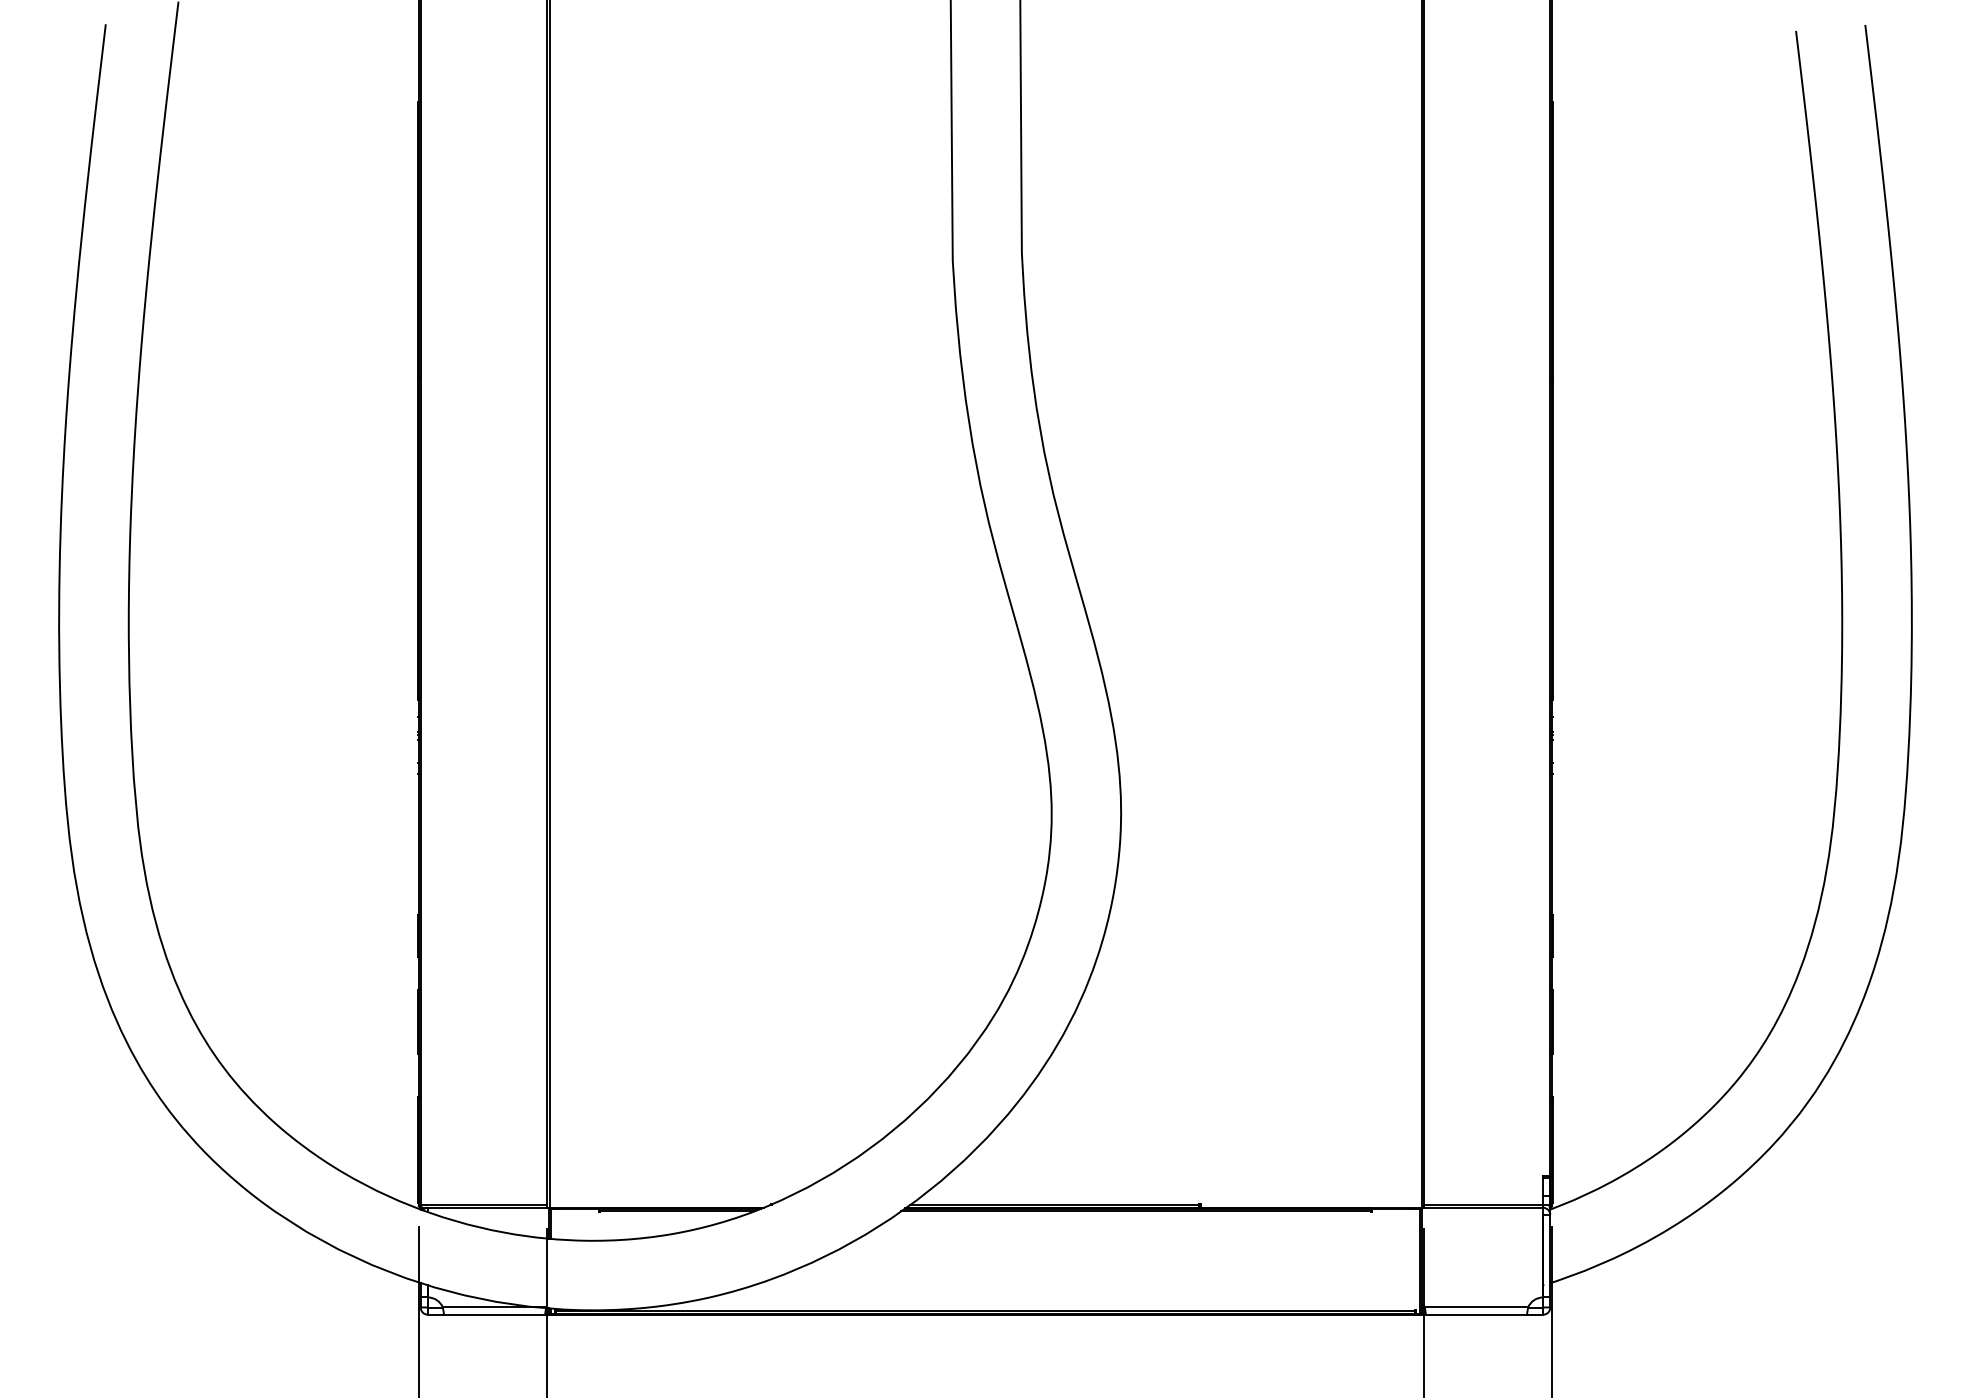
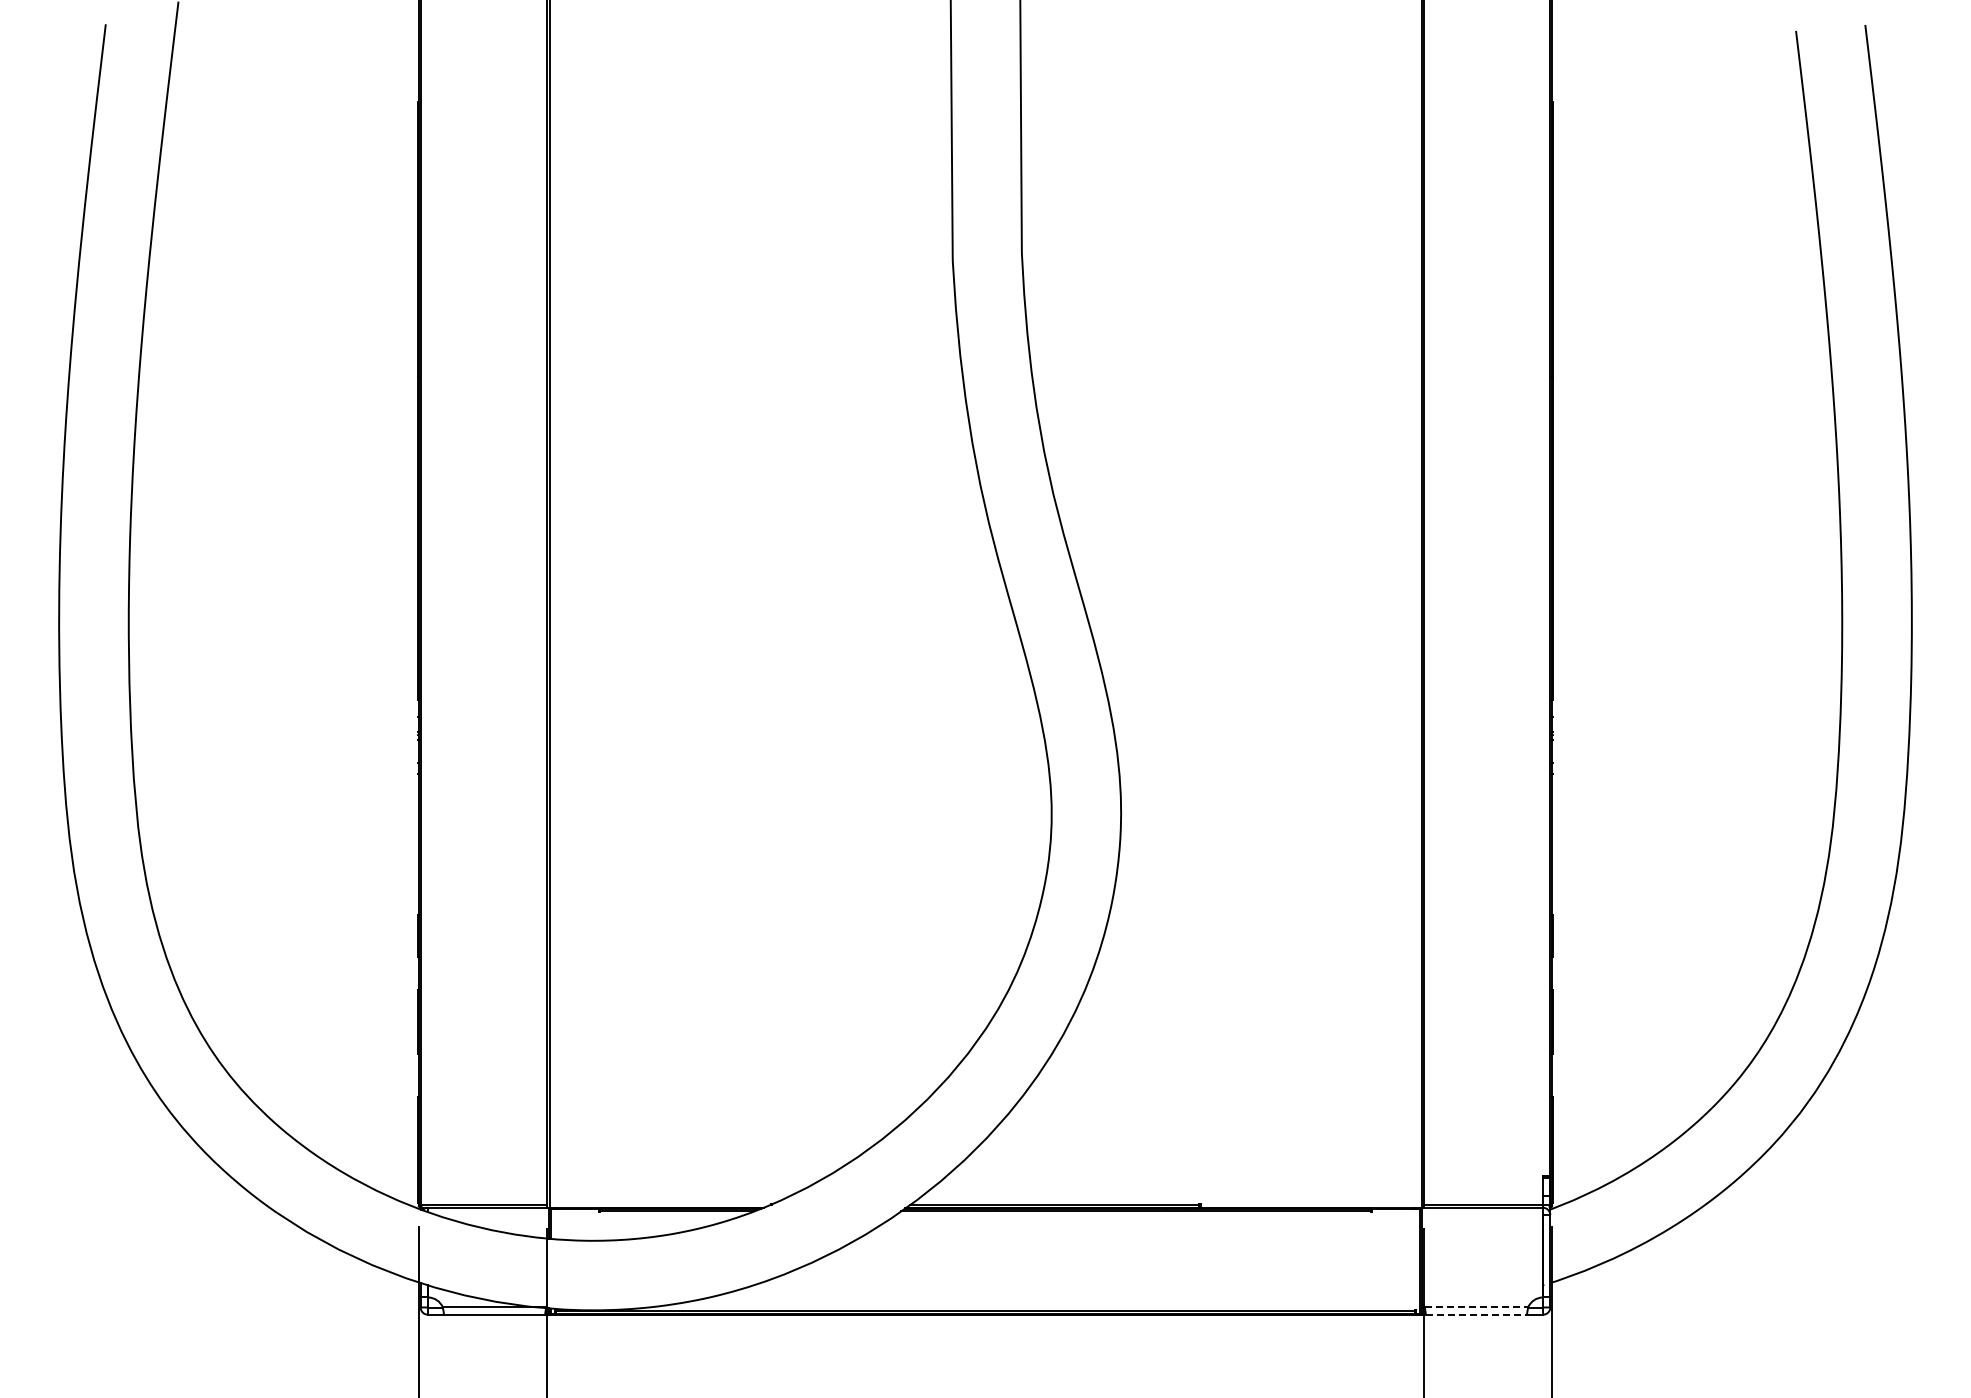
line: solid -> dashed (1476, 1307)
line: solid -> dashed (1477, 1314)
